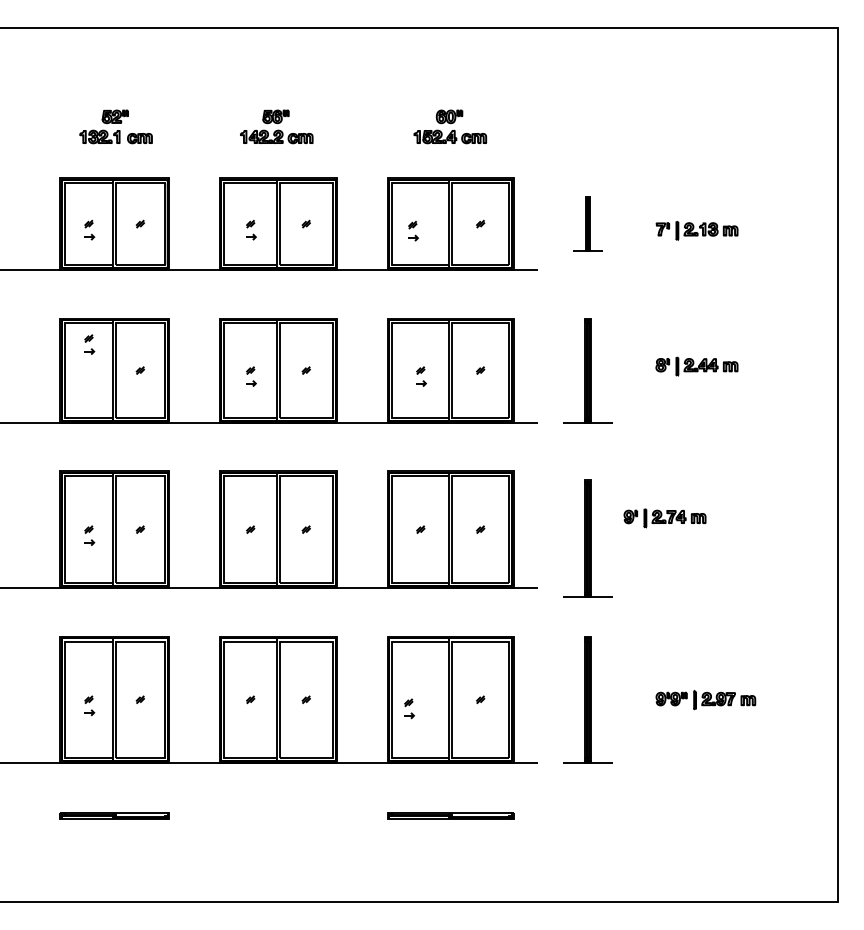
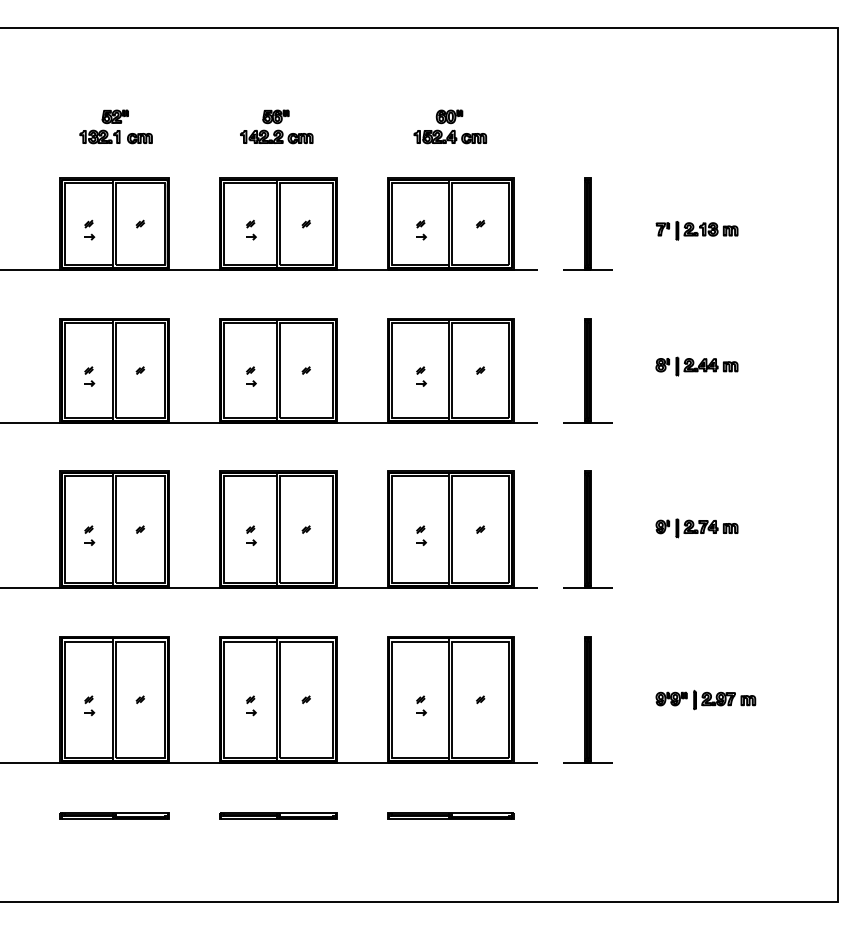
part size: 30x56 px -> 50x94 px (587, 223)
part position: (413, 231) -> (421, 230) (421, 230)
part position: (89, 344) -> (89, 376) (89, 376)
part position: (664, 518) -> (696, 528) (696, 528)
part position: (587, 538) -> (587, 529) (587, 529)
part: none -> present (251, 542)
part: none -> present (421, 542)
part position: (409, 708) -> (421, 705) (421, 705)
part: none -> present (251, 712)
part: none -> present (278, 815)
